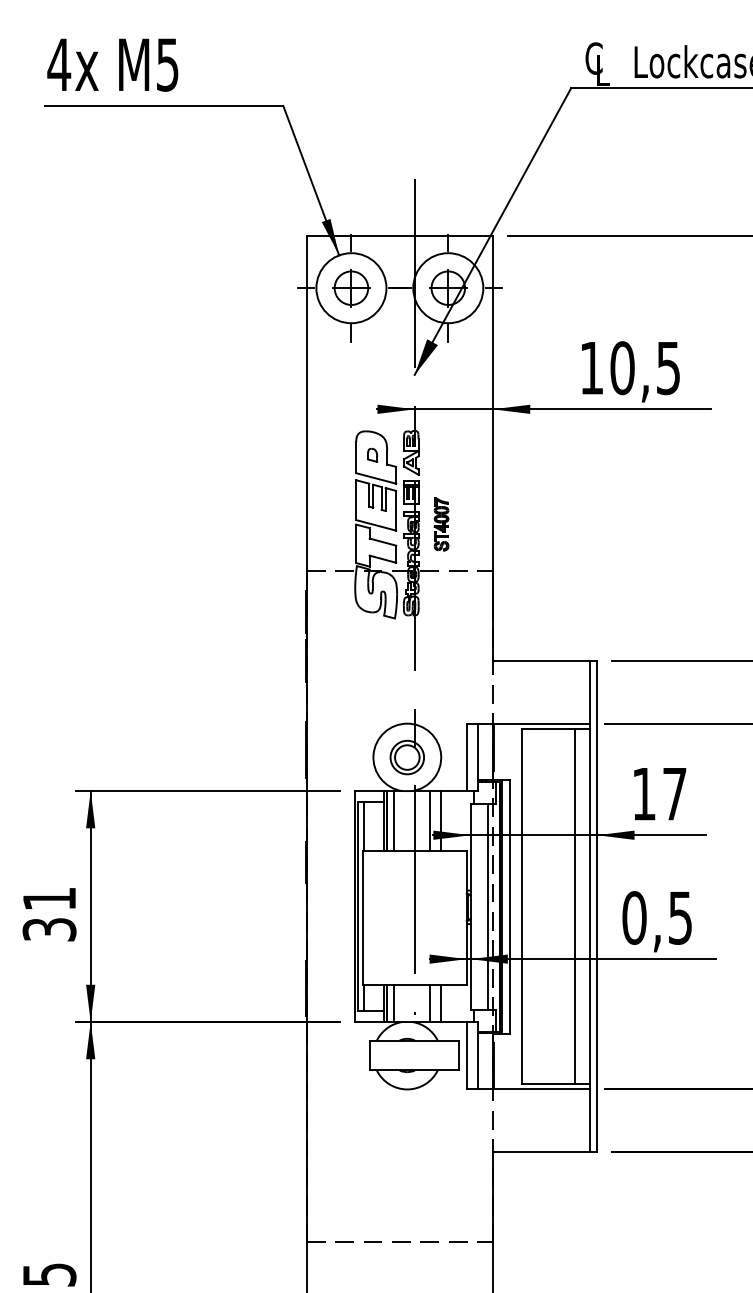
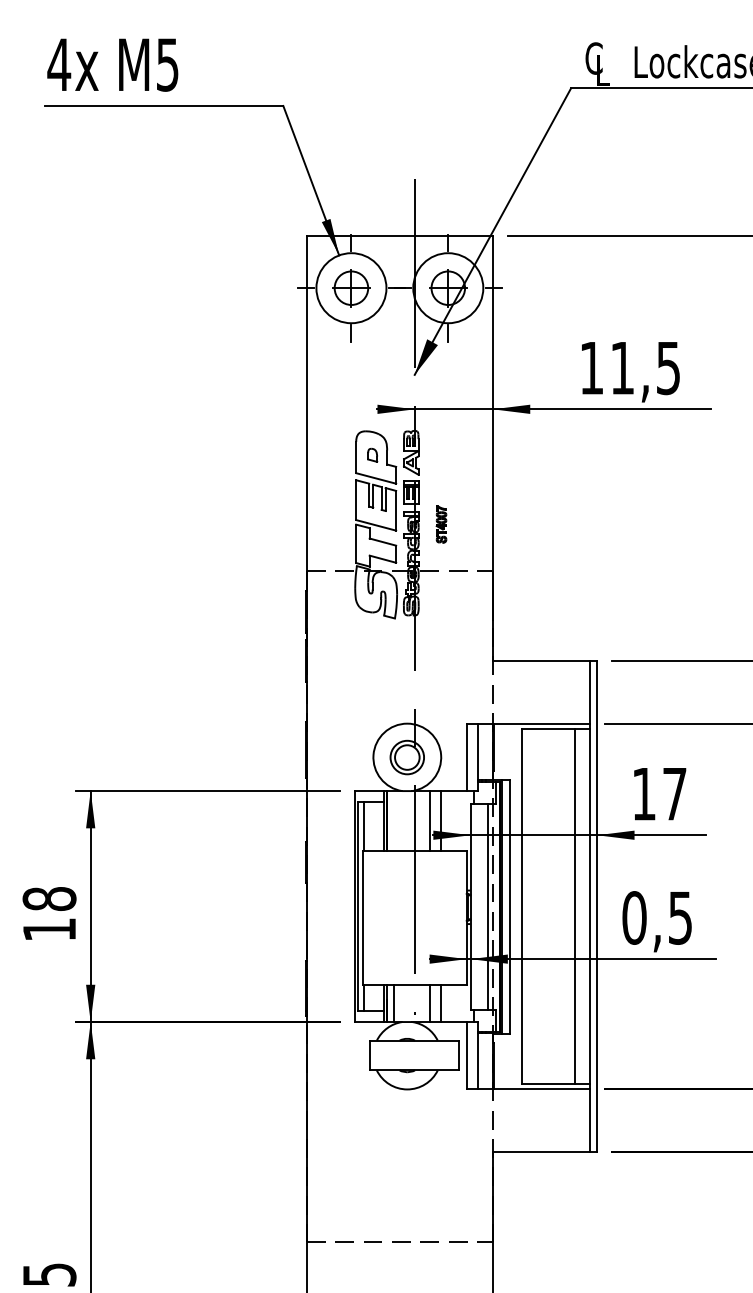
text: 10,5 -> 11,5 (622, 368)
part size: 17x55 px -> 13x39 px (441, 524)
line: present -> none (394, 820)
text: 31 -> 18 (49, 914)
